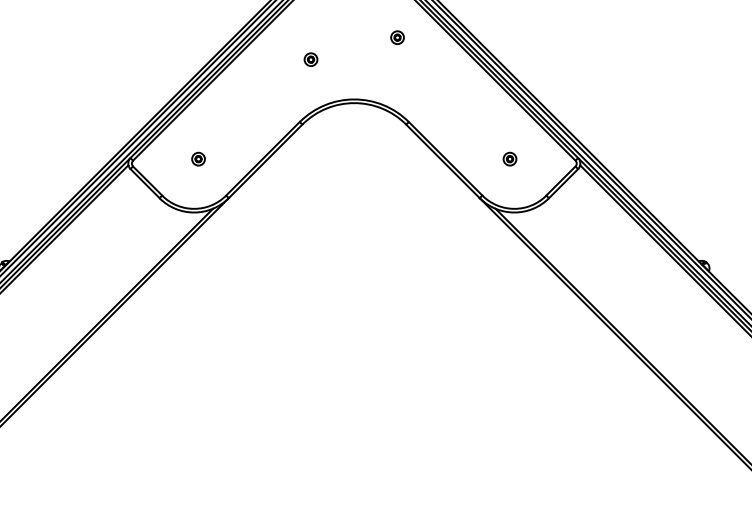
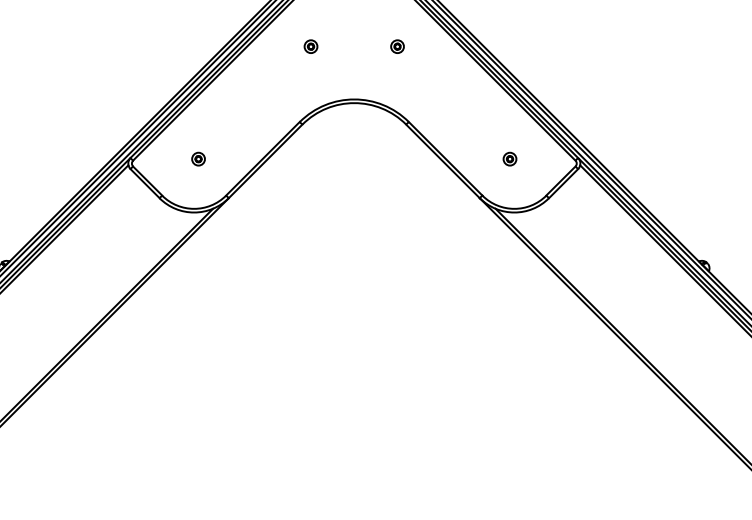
part position: (397, 37) -> (397, 46) (397, 46)
part position: (310, 59) -> (310, 46) (310, 46)
